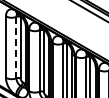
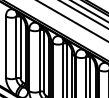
line: none -> present (83, 14)
line: none -> present (72, 21)
line: dashed -> solid (16, 47)
